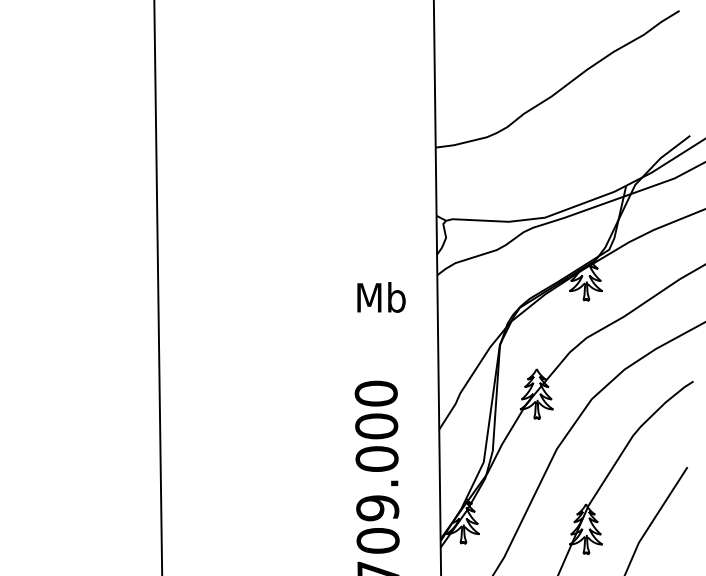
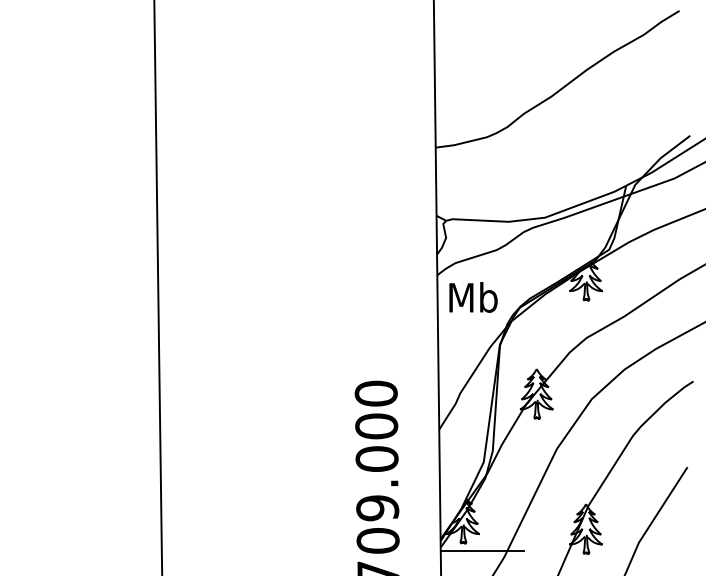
text position: (381, 297) -> (473, 297) (473, 297)
line: none -> present (482, 551)
